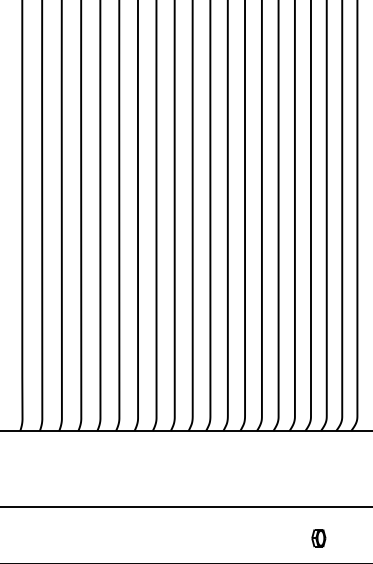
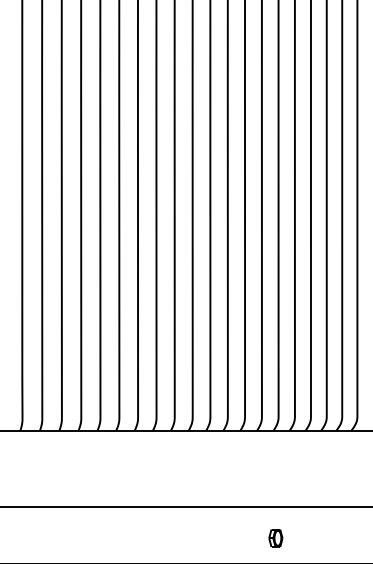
part position: (318, 538) -> (275, 538) (275, 538)
